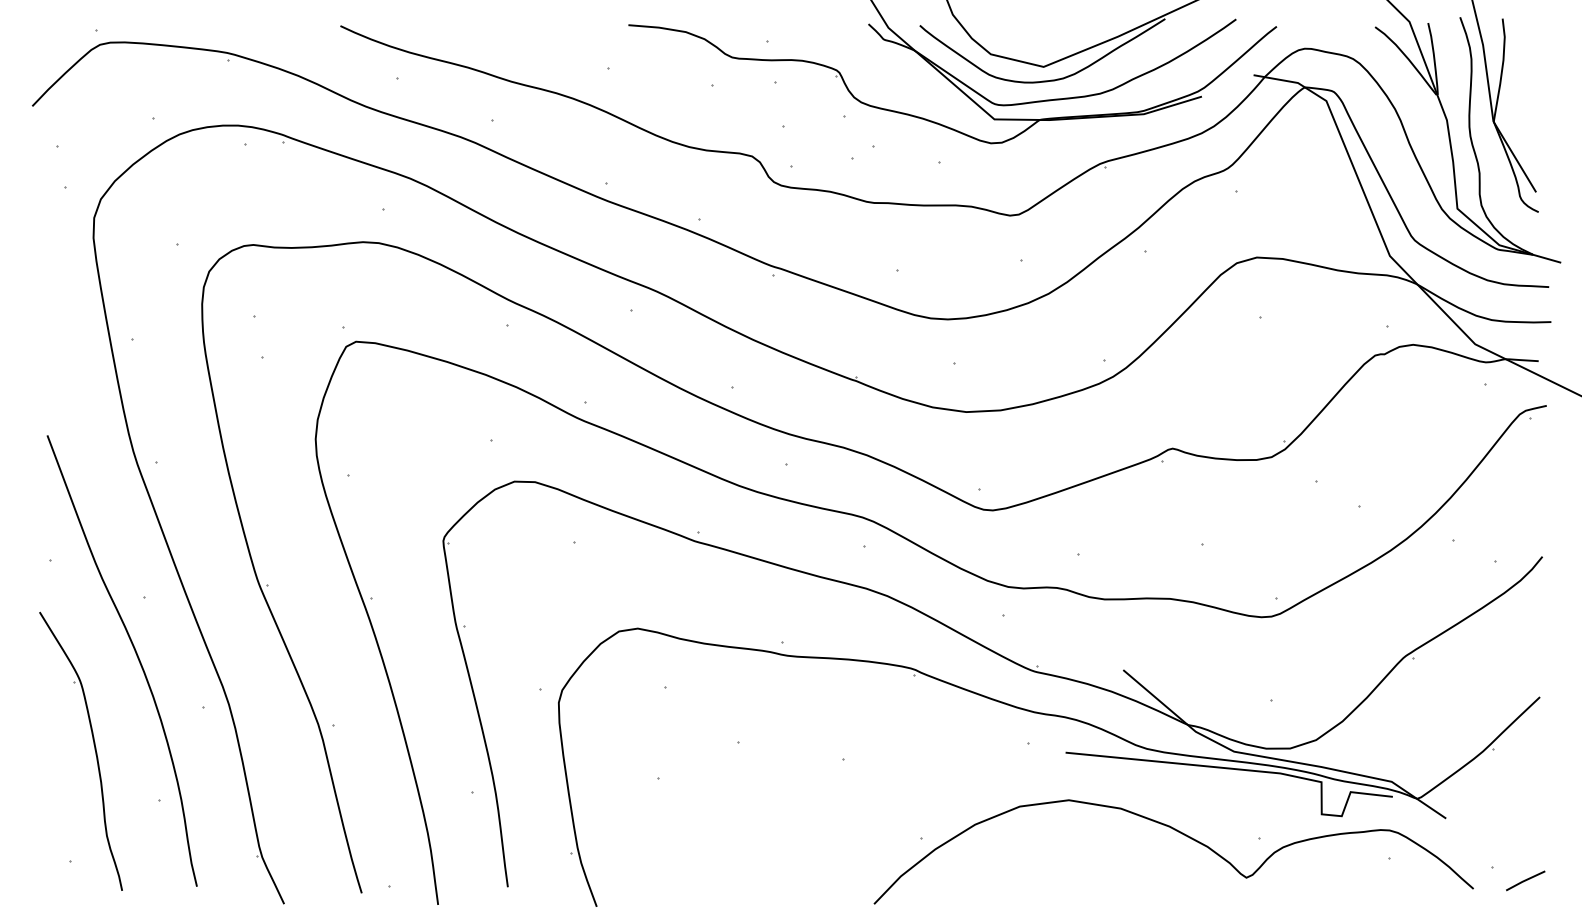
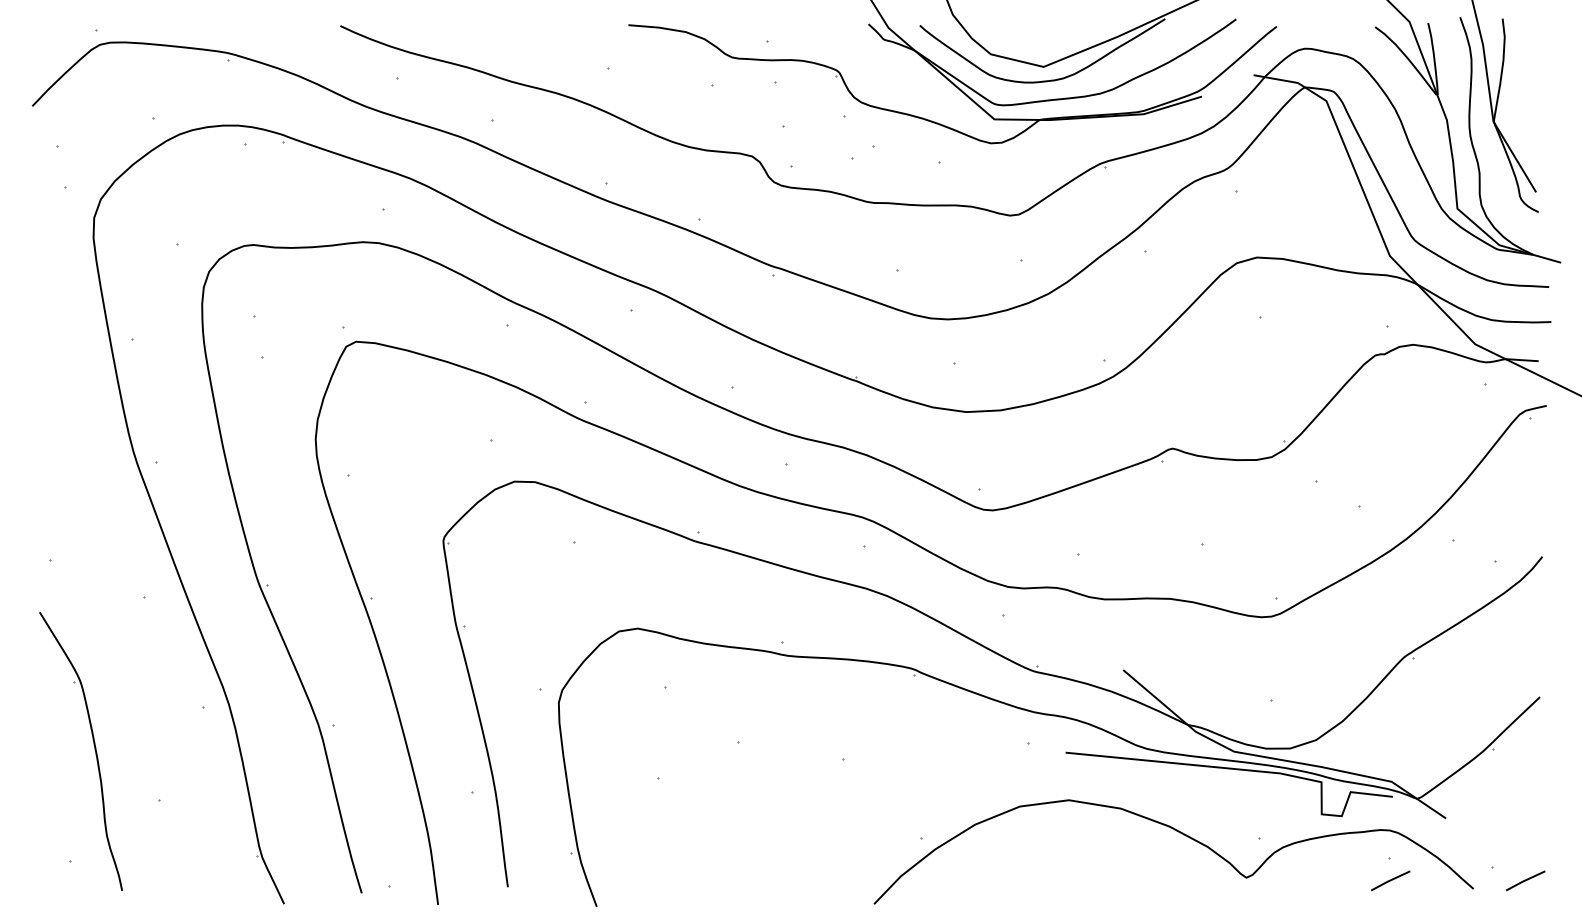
curve: present -> none (136, 656)
line: none -> present (1390, 880)
